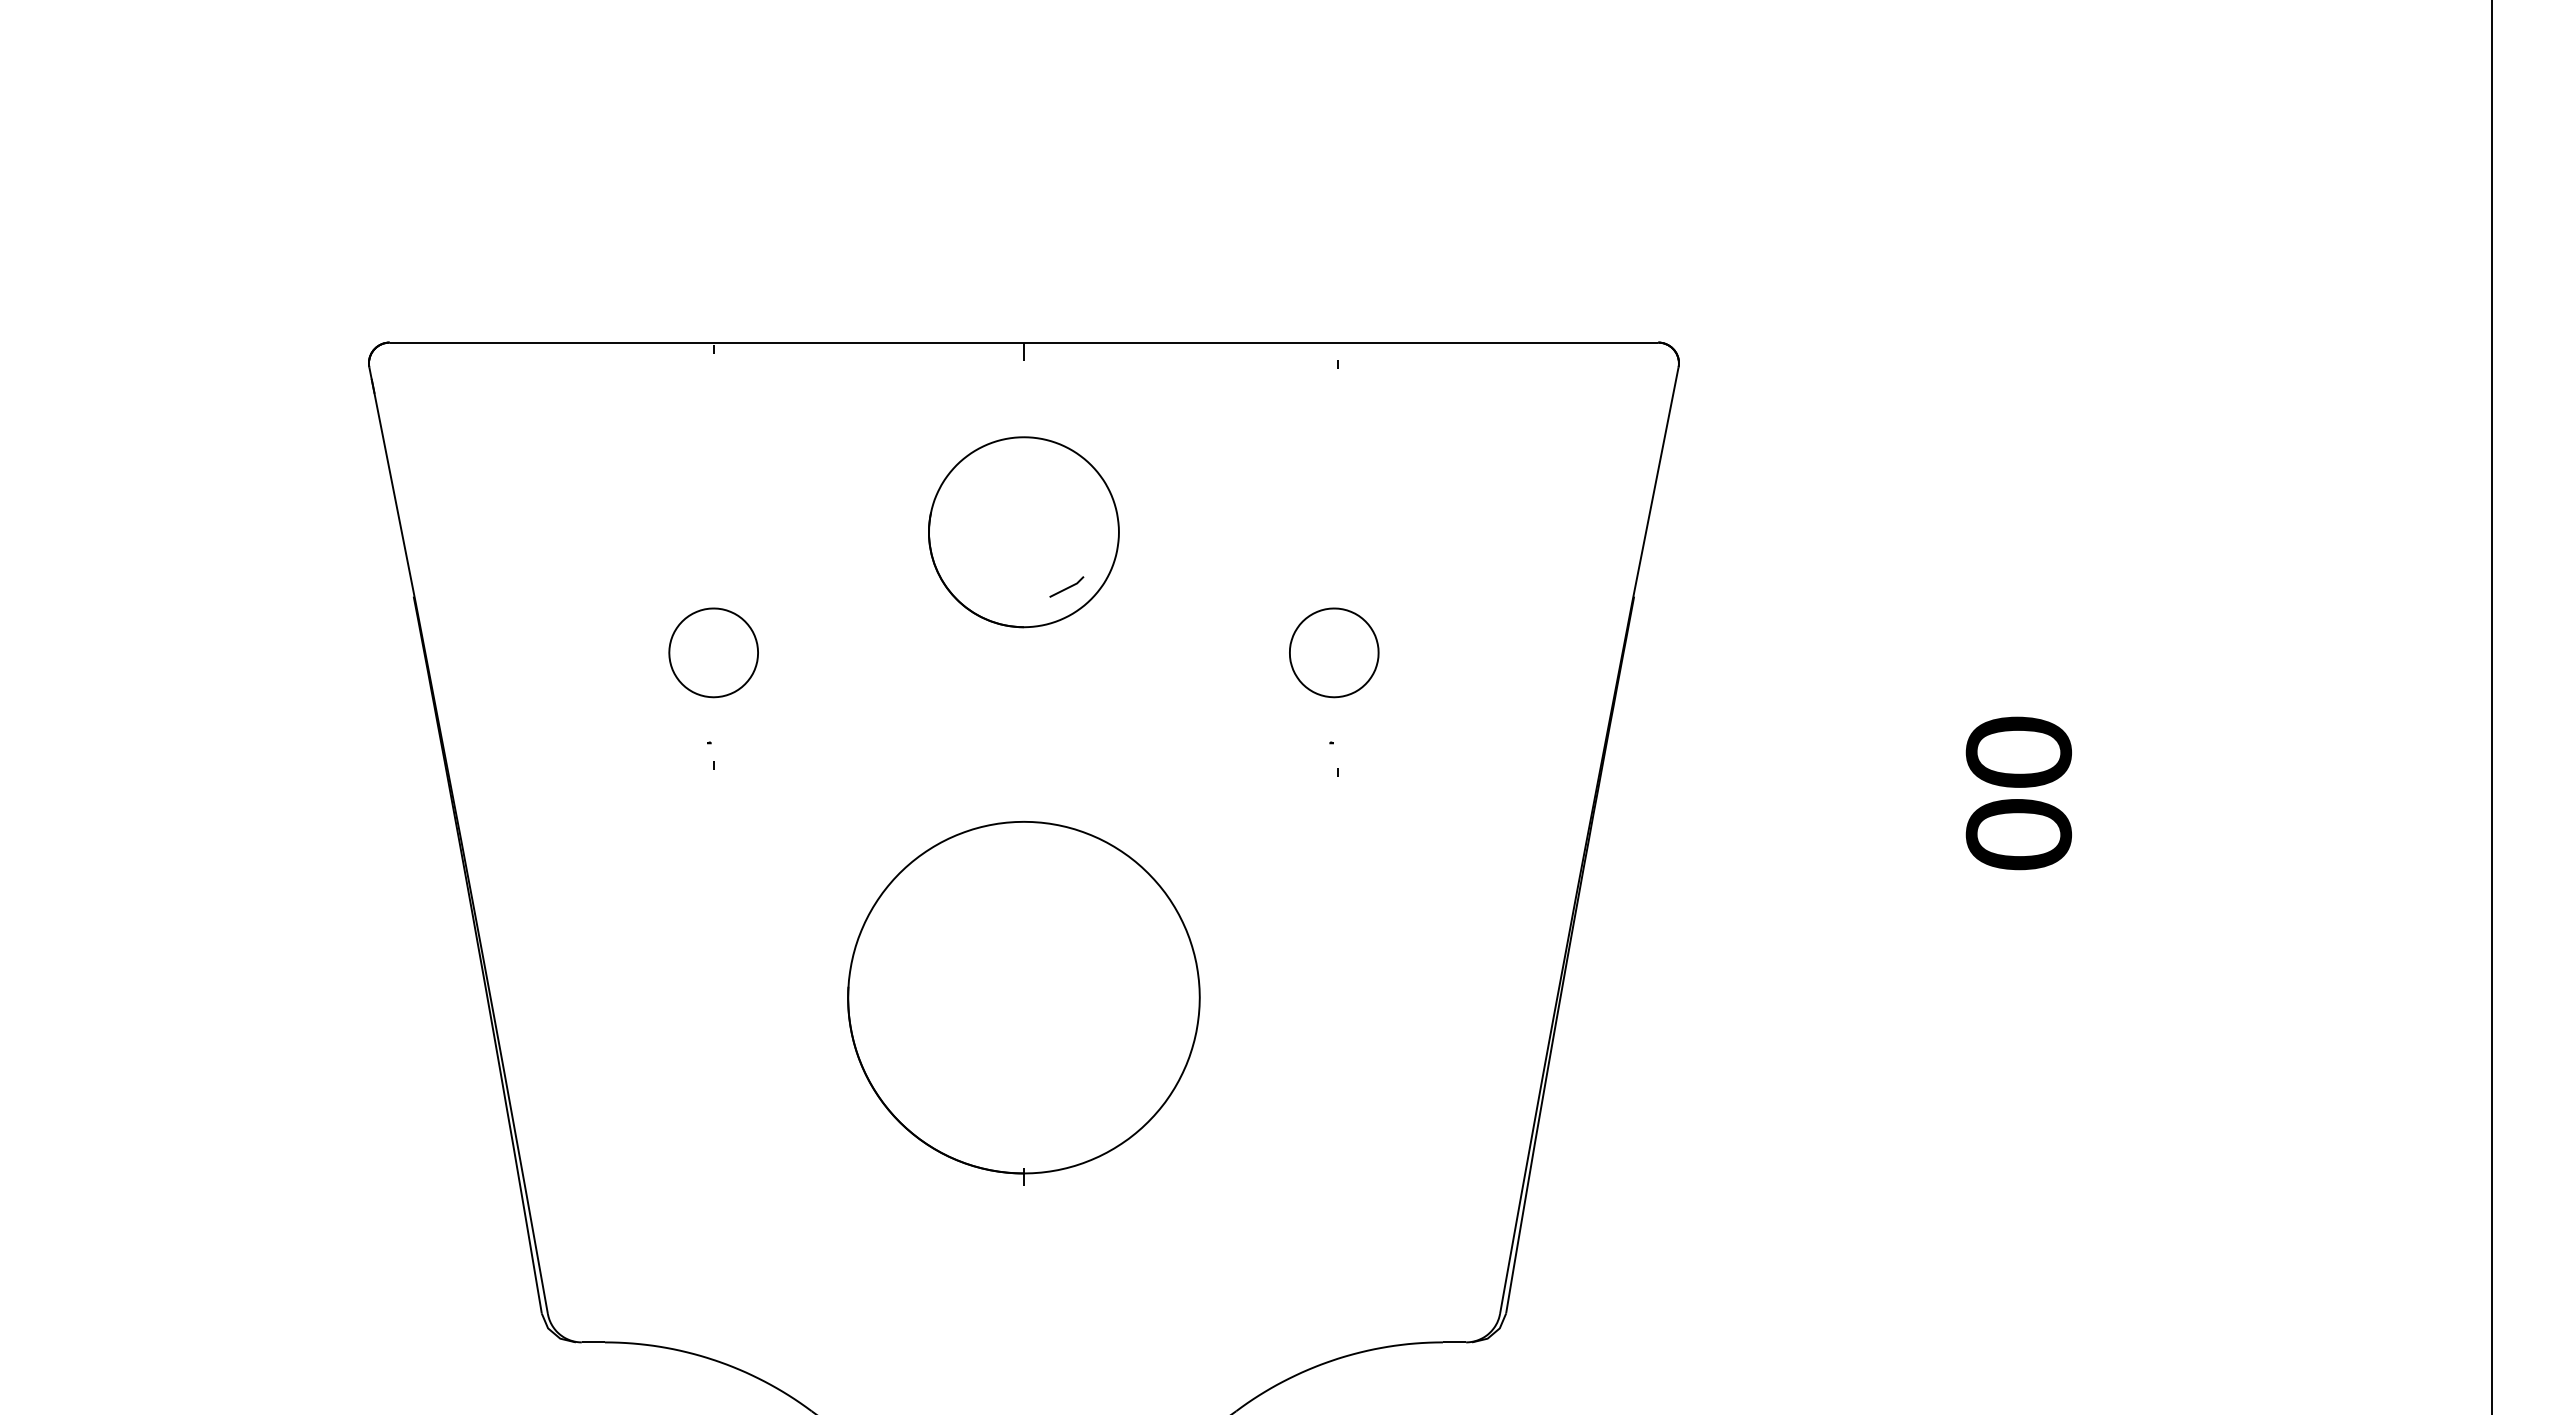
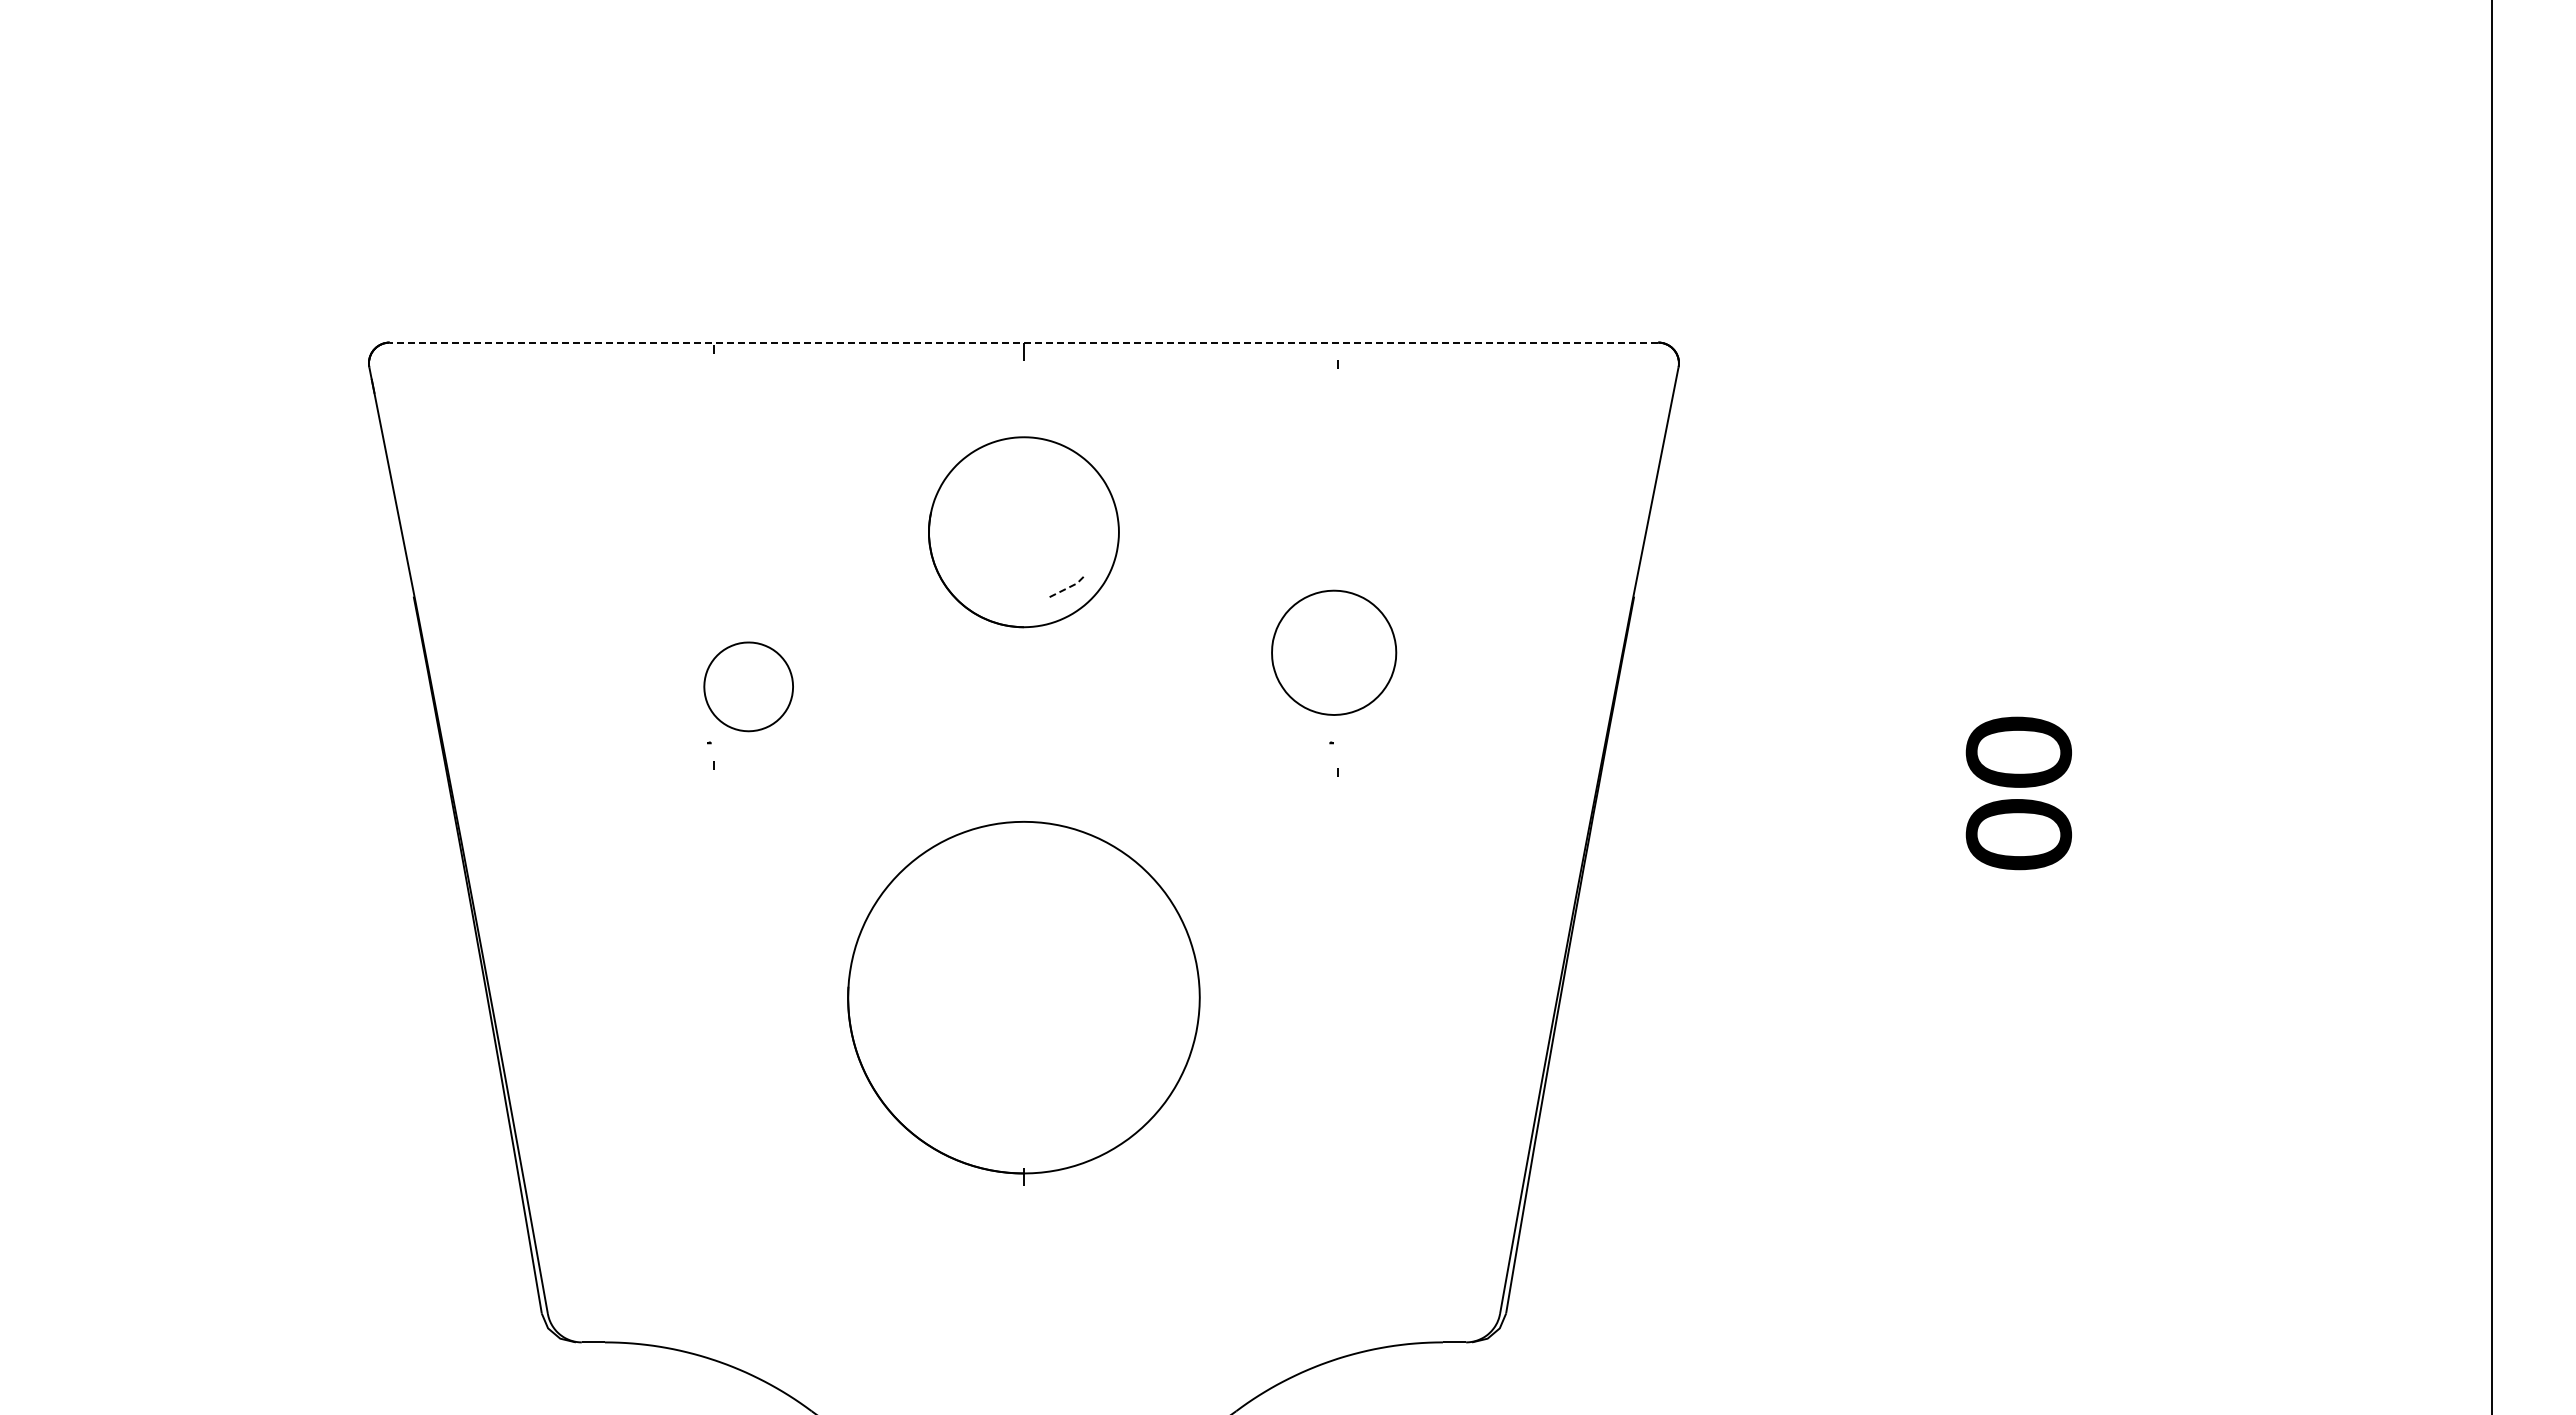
line: solid -> dashed (1023, 342)
line: solid -> dashed (1068, 587)
part position: (713, 652) -> (748, 686) (748, 686)
part size: 91x92 px -> 127x127 px (1334, 652)
